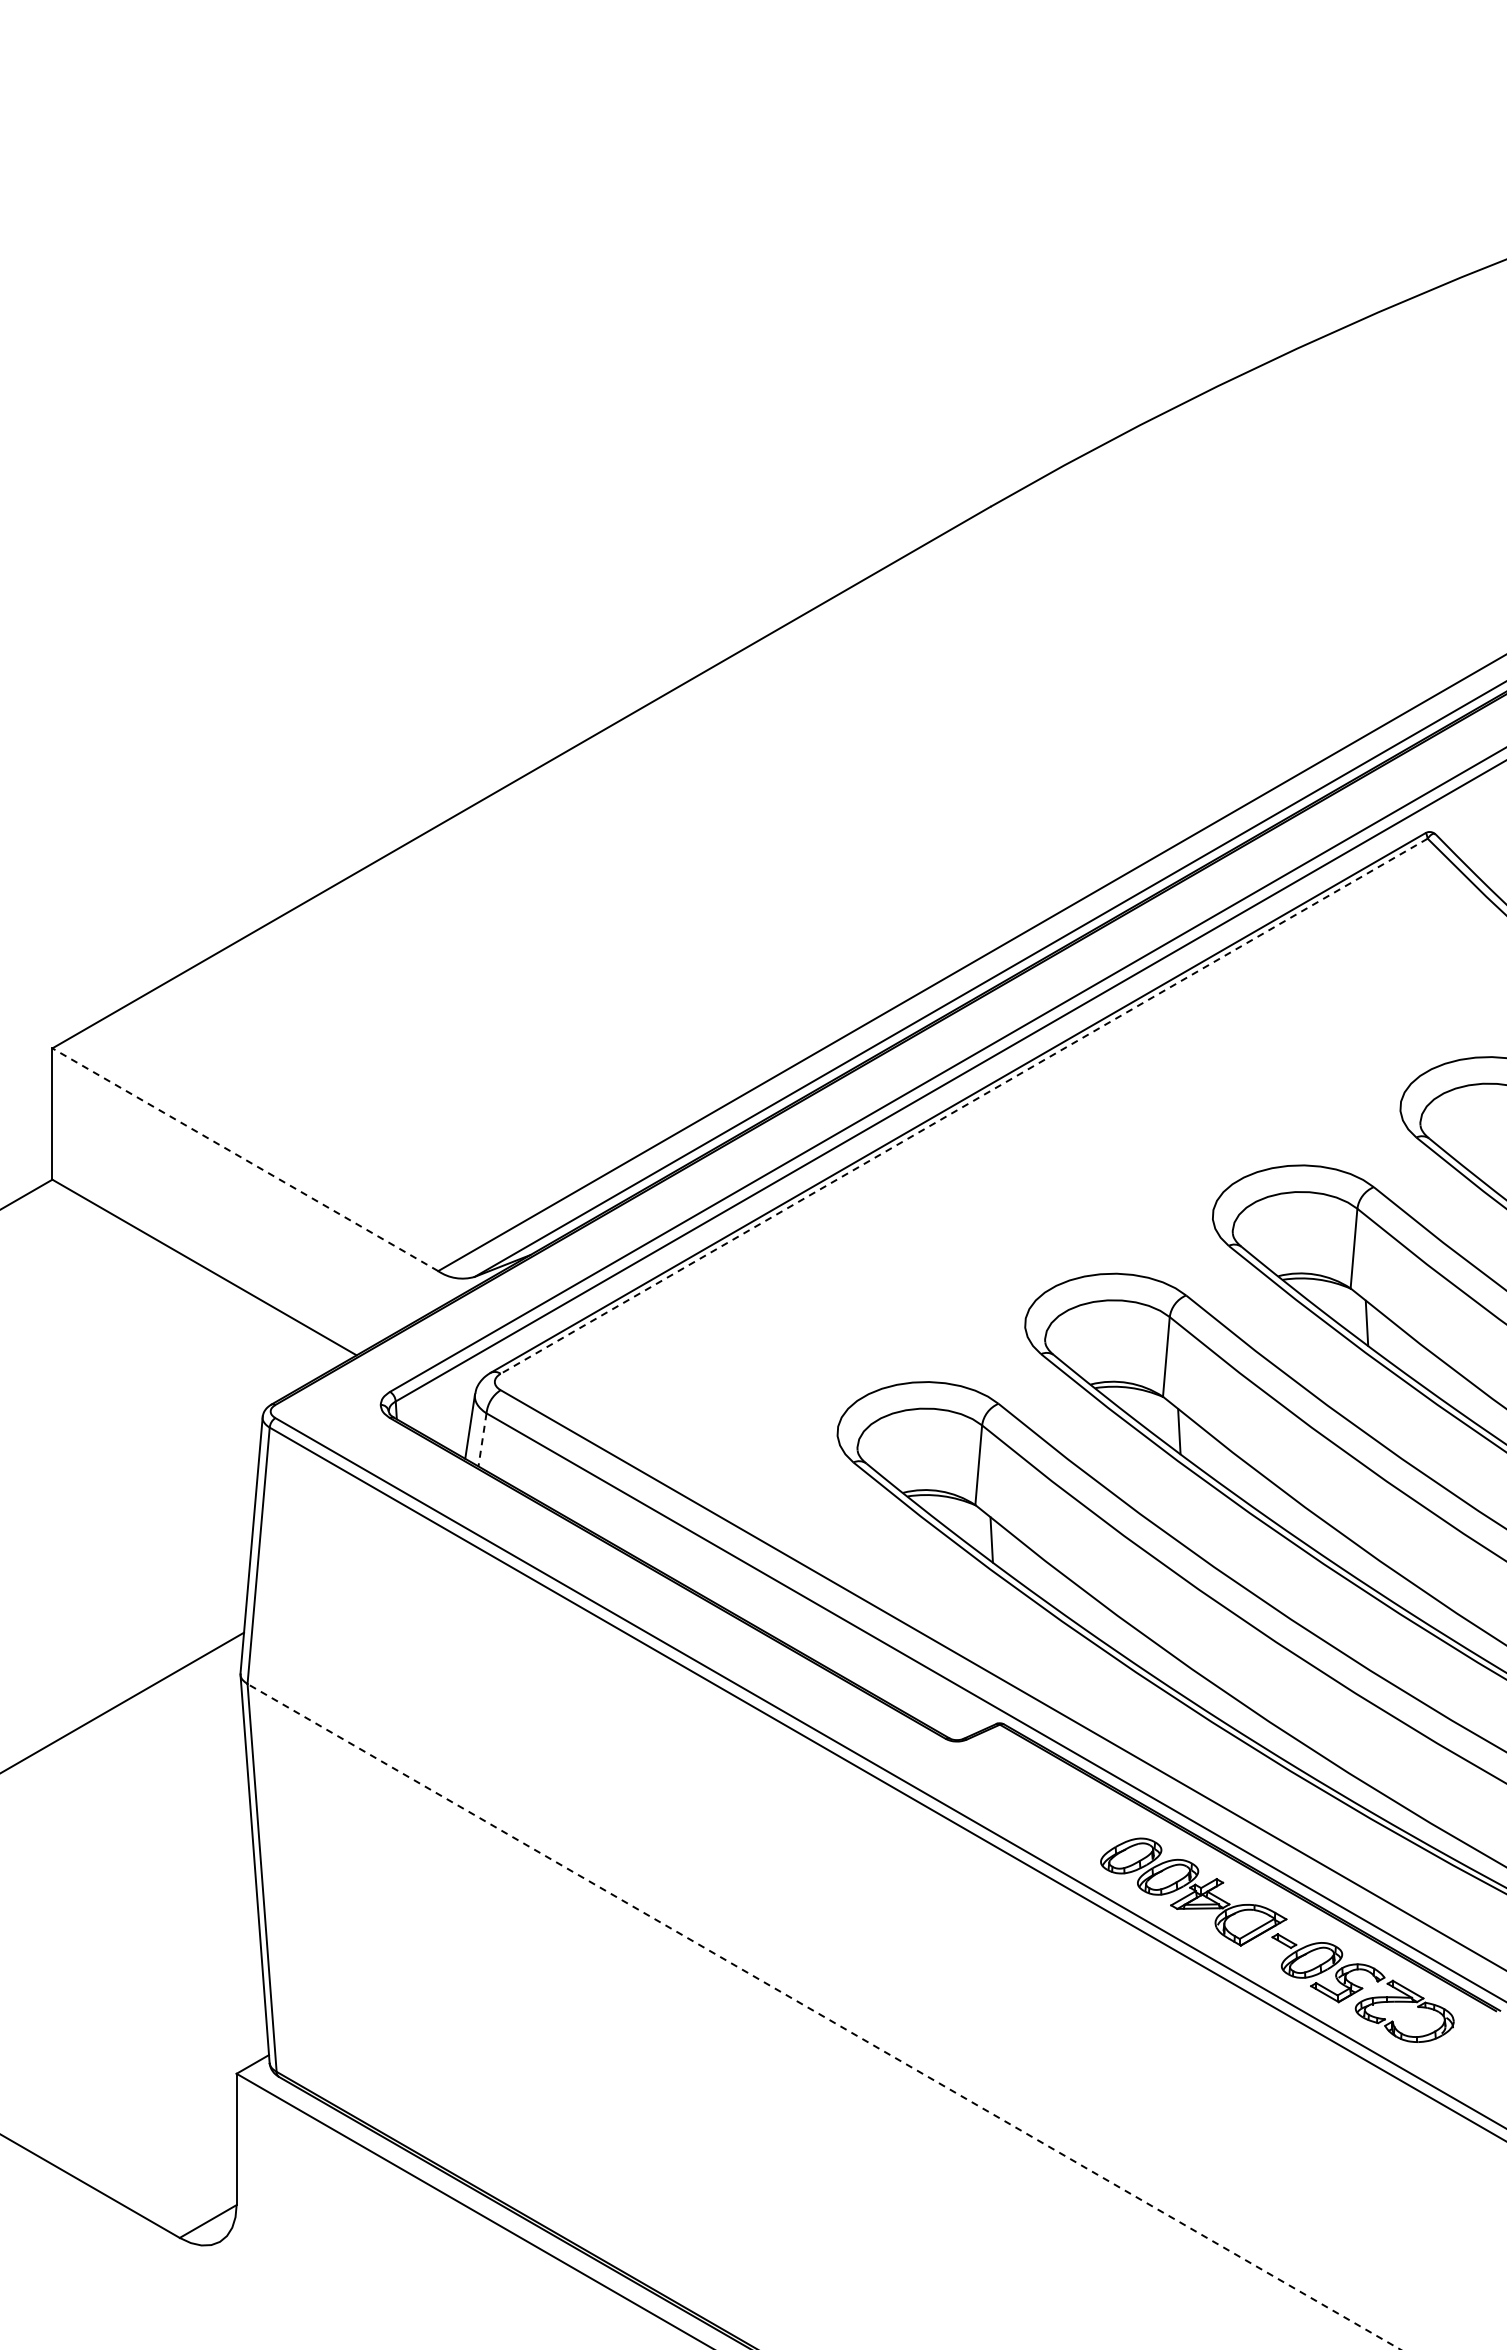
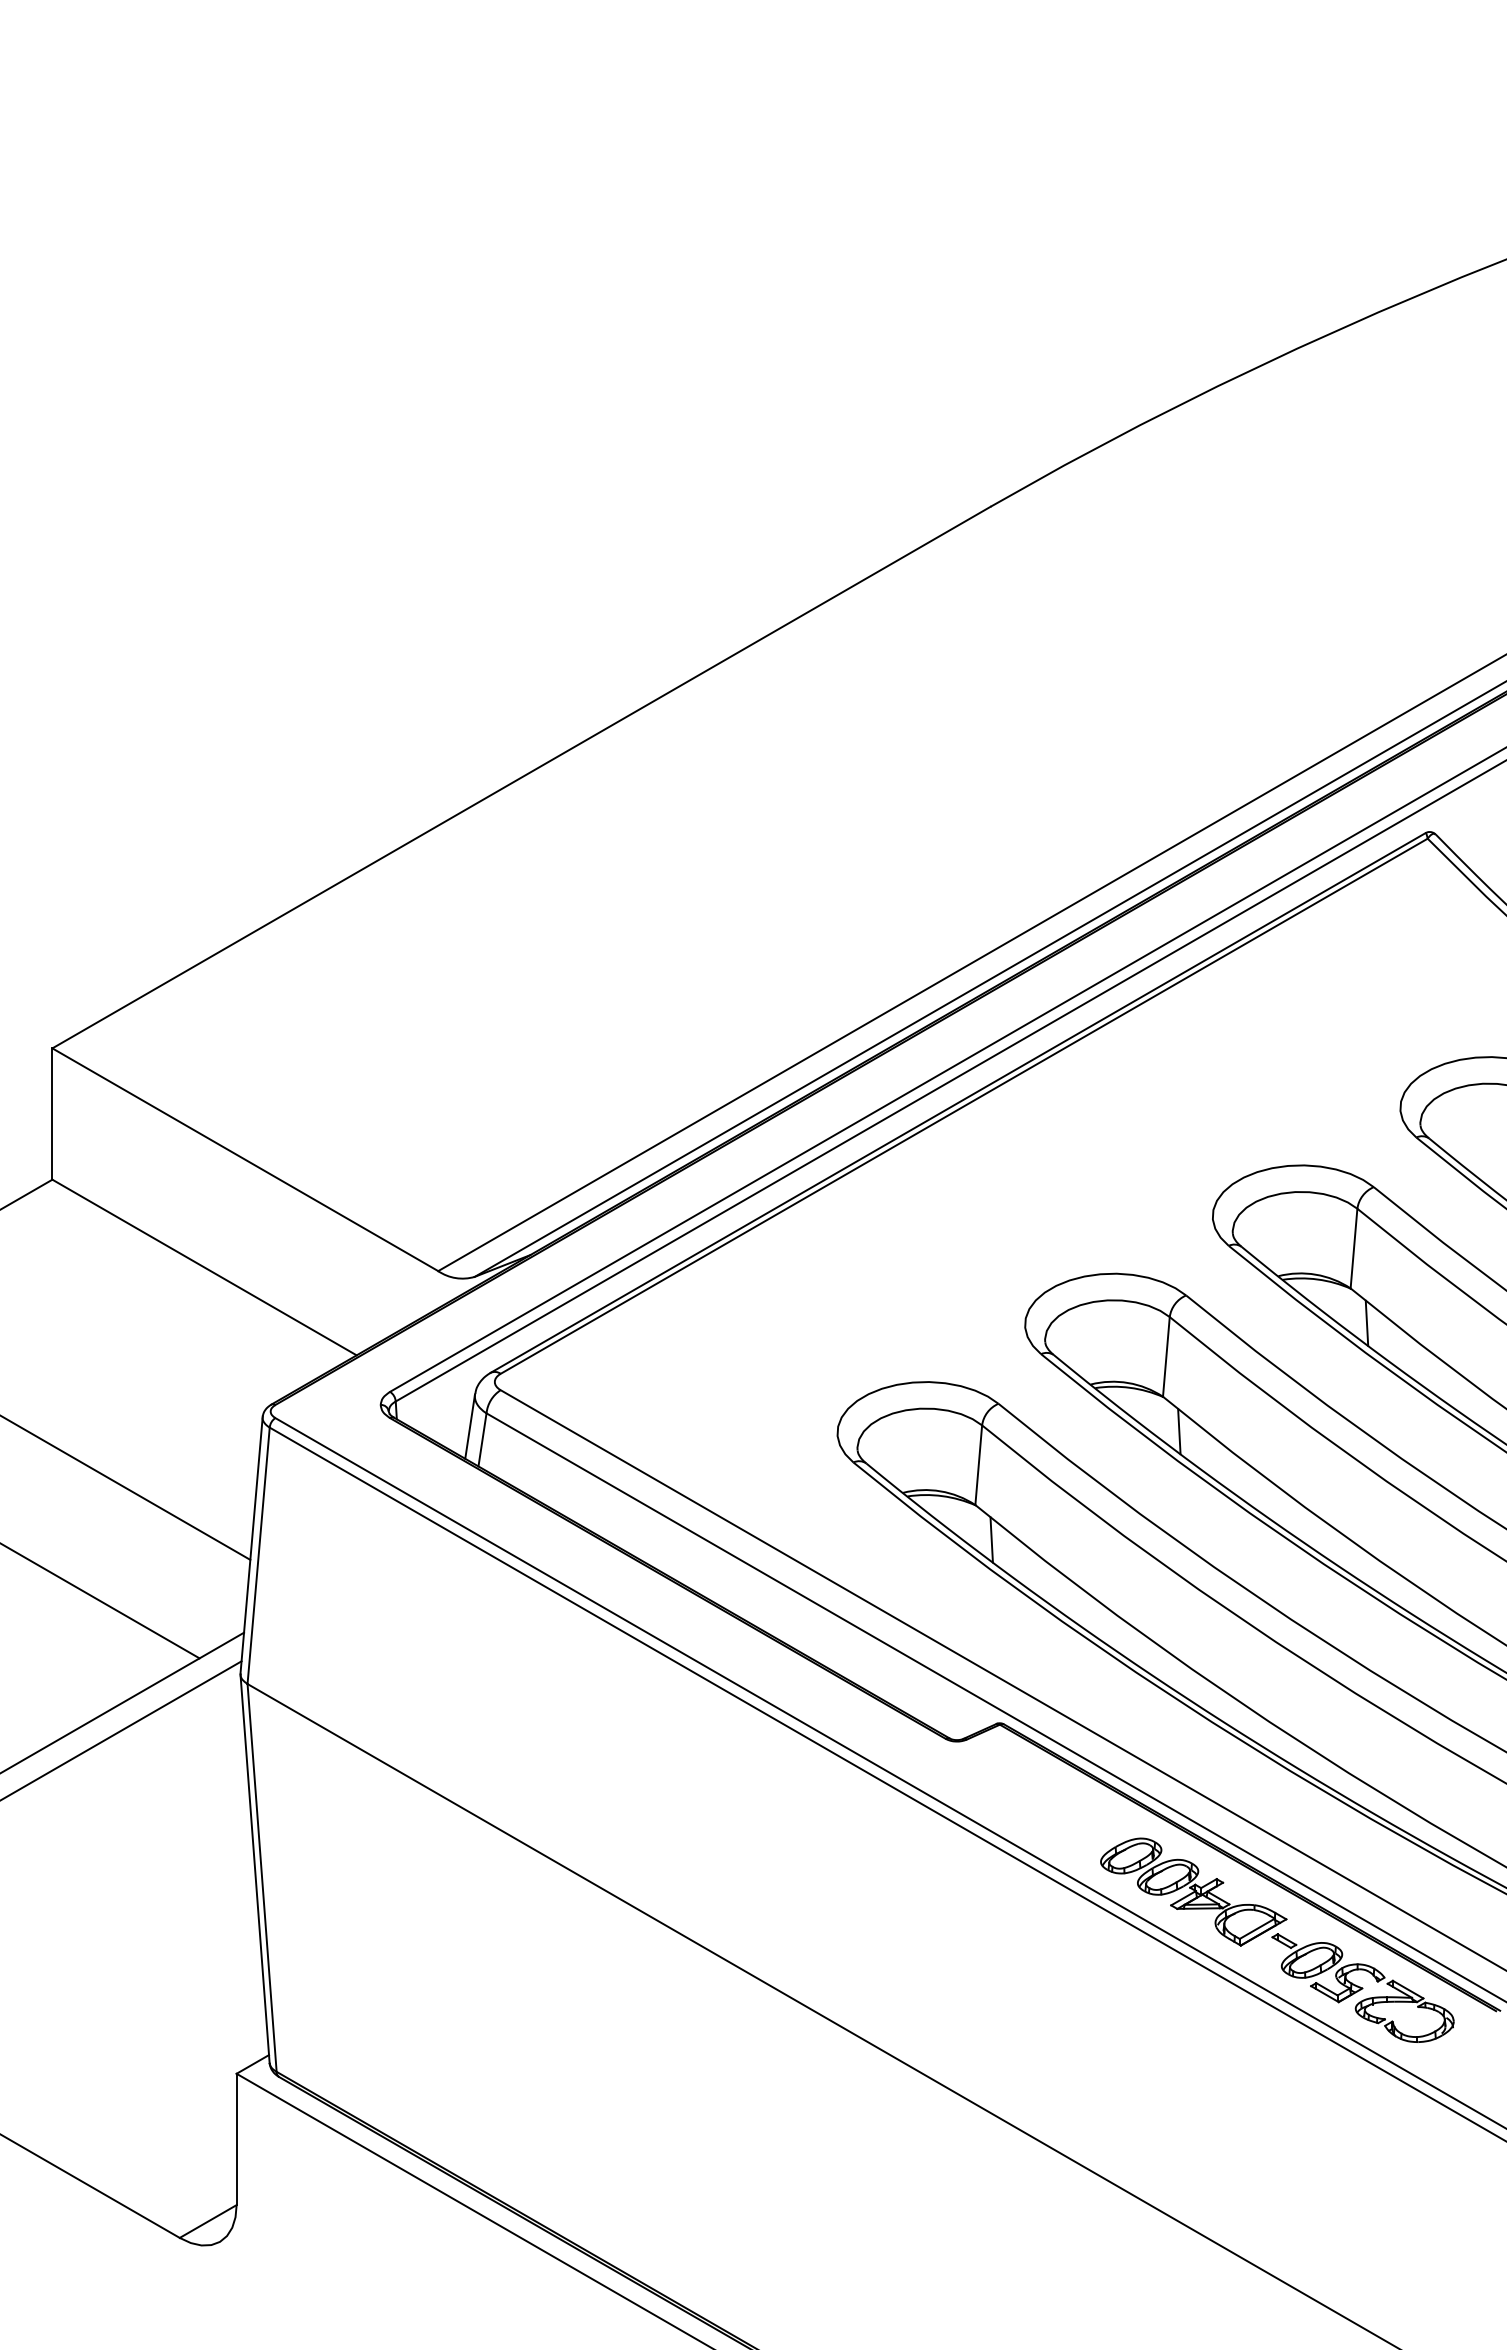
line: dashed -> solid (963, 1106)
line: dashed -> solid (245, 1159)
line: dashed -> solid (482, 1439)
line: none -> present (126, 1487)
line: none -> present (100, 1601)
line: none -> present (121, 1730)
line: dashed -> solid (824, 2016)
